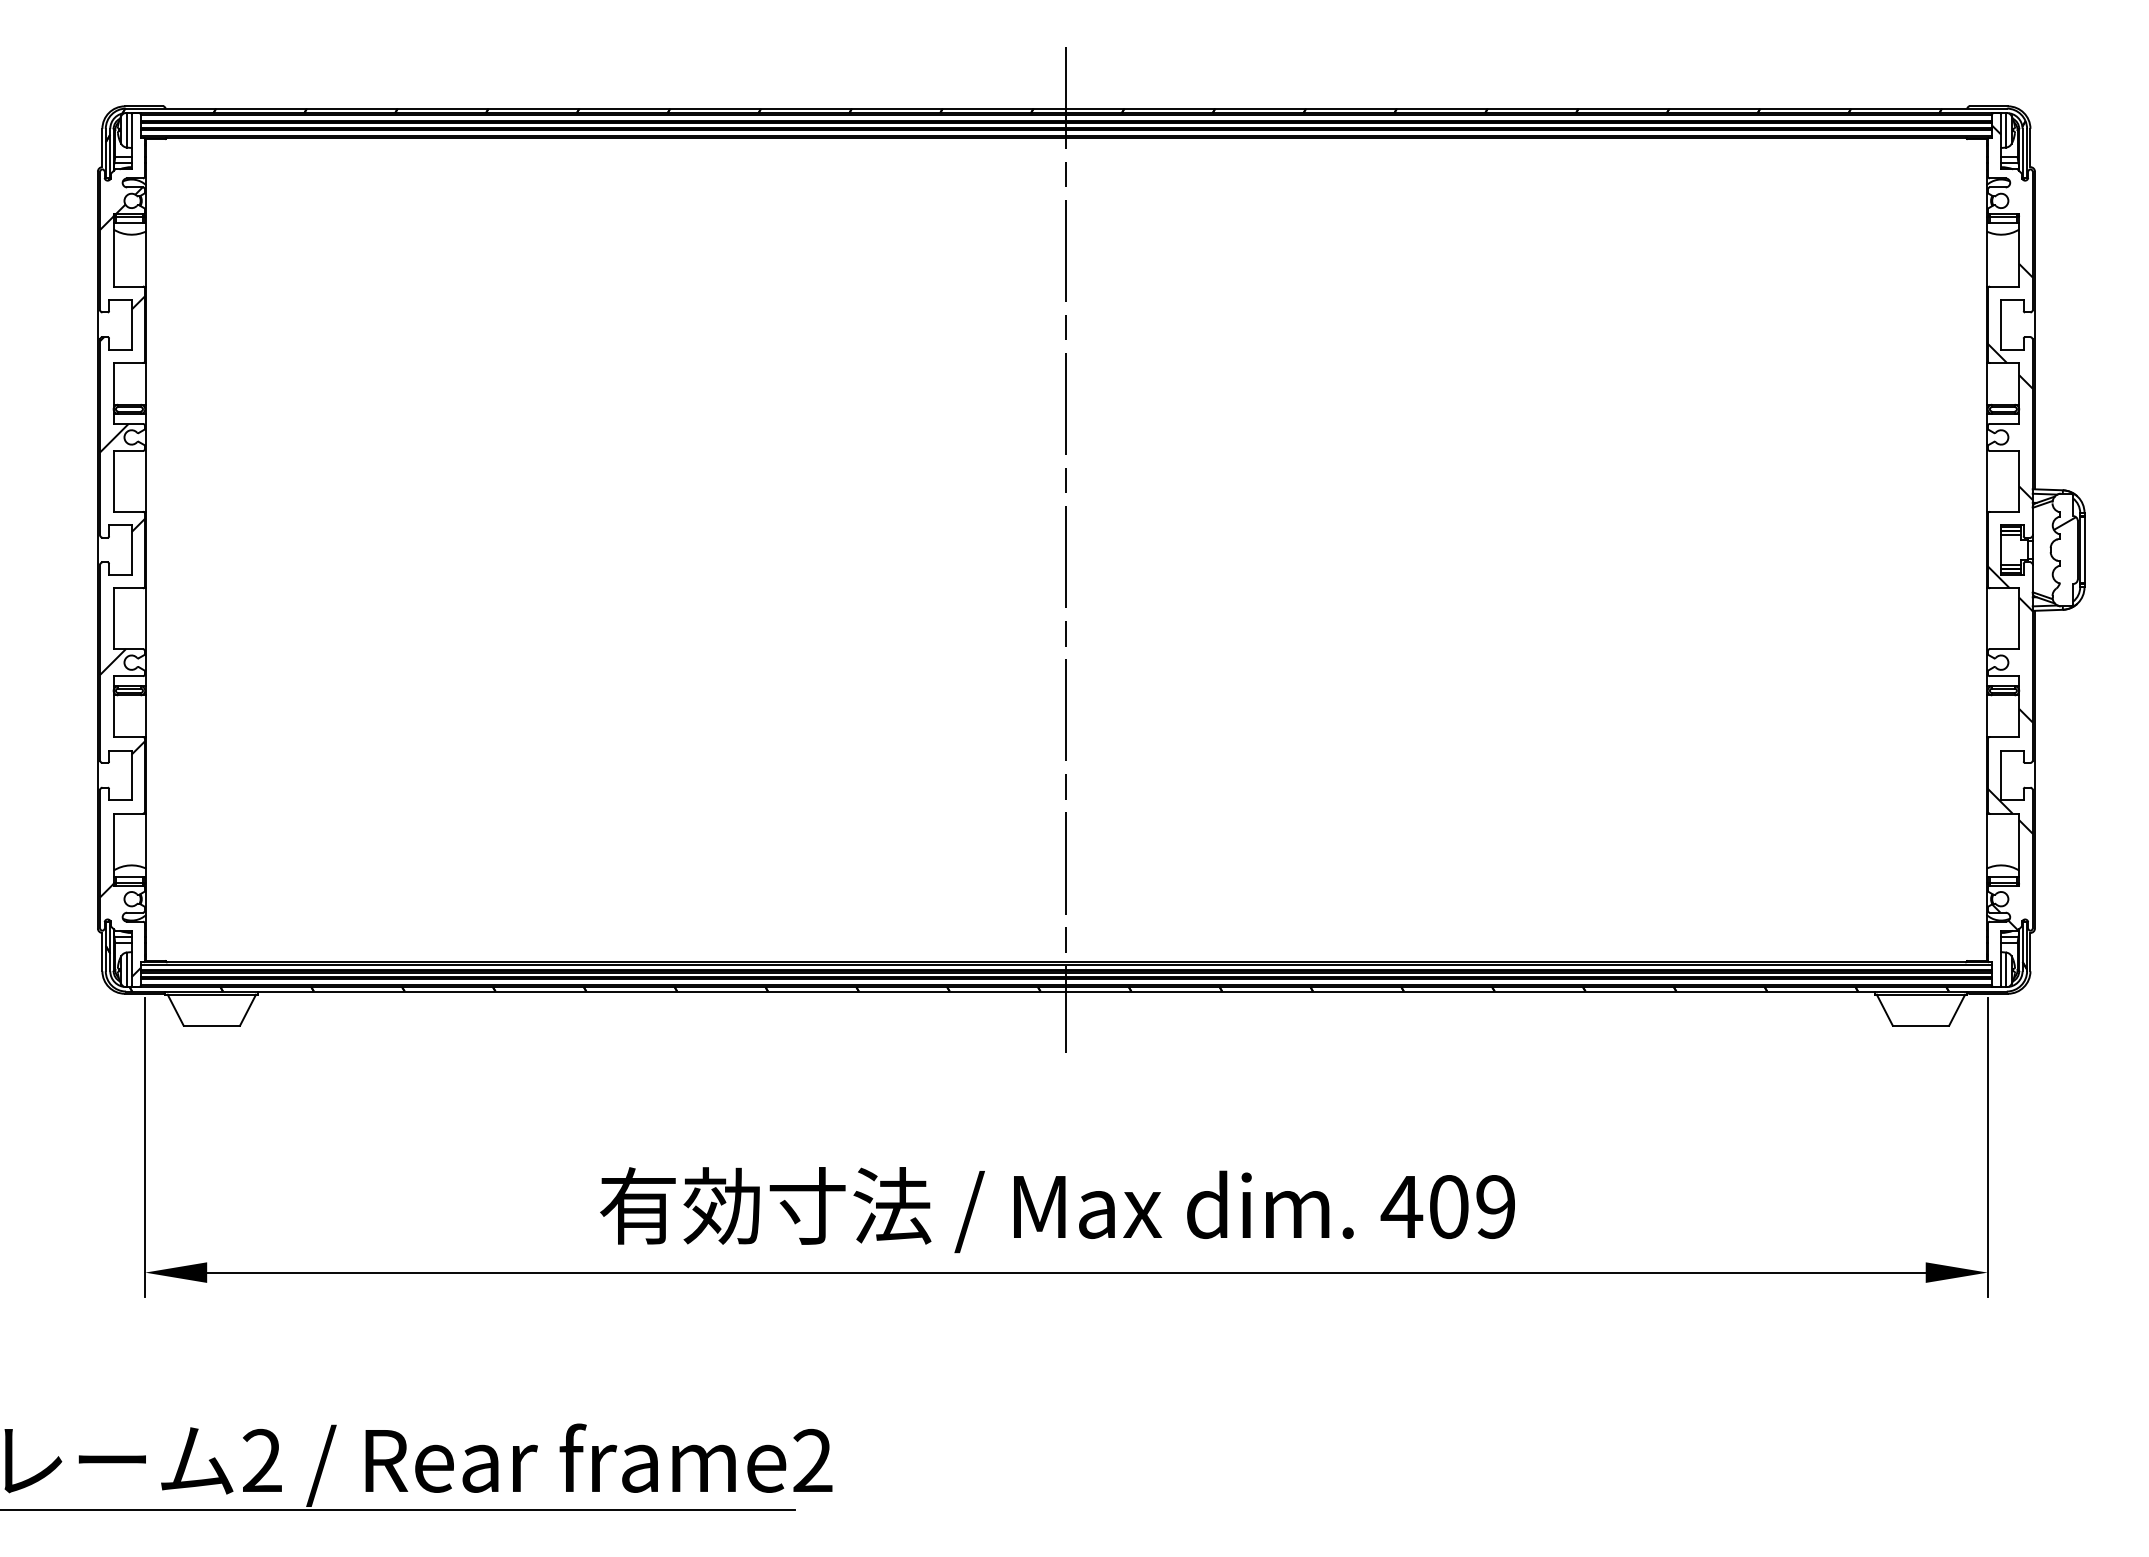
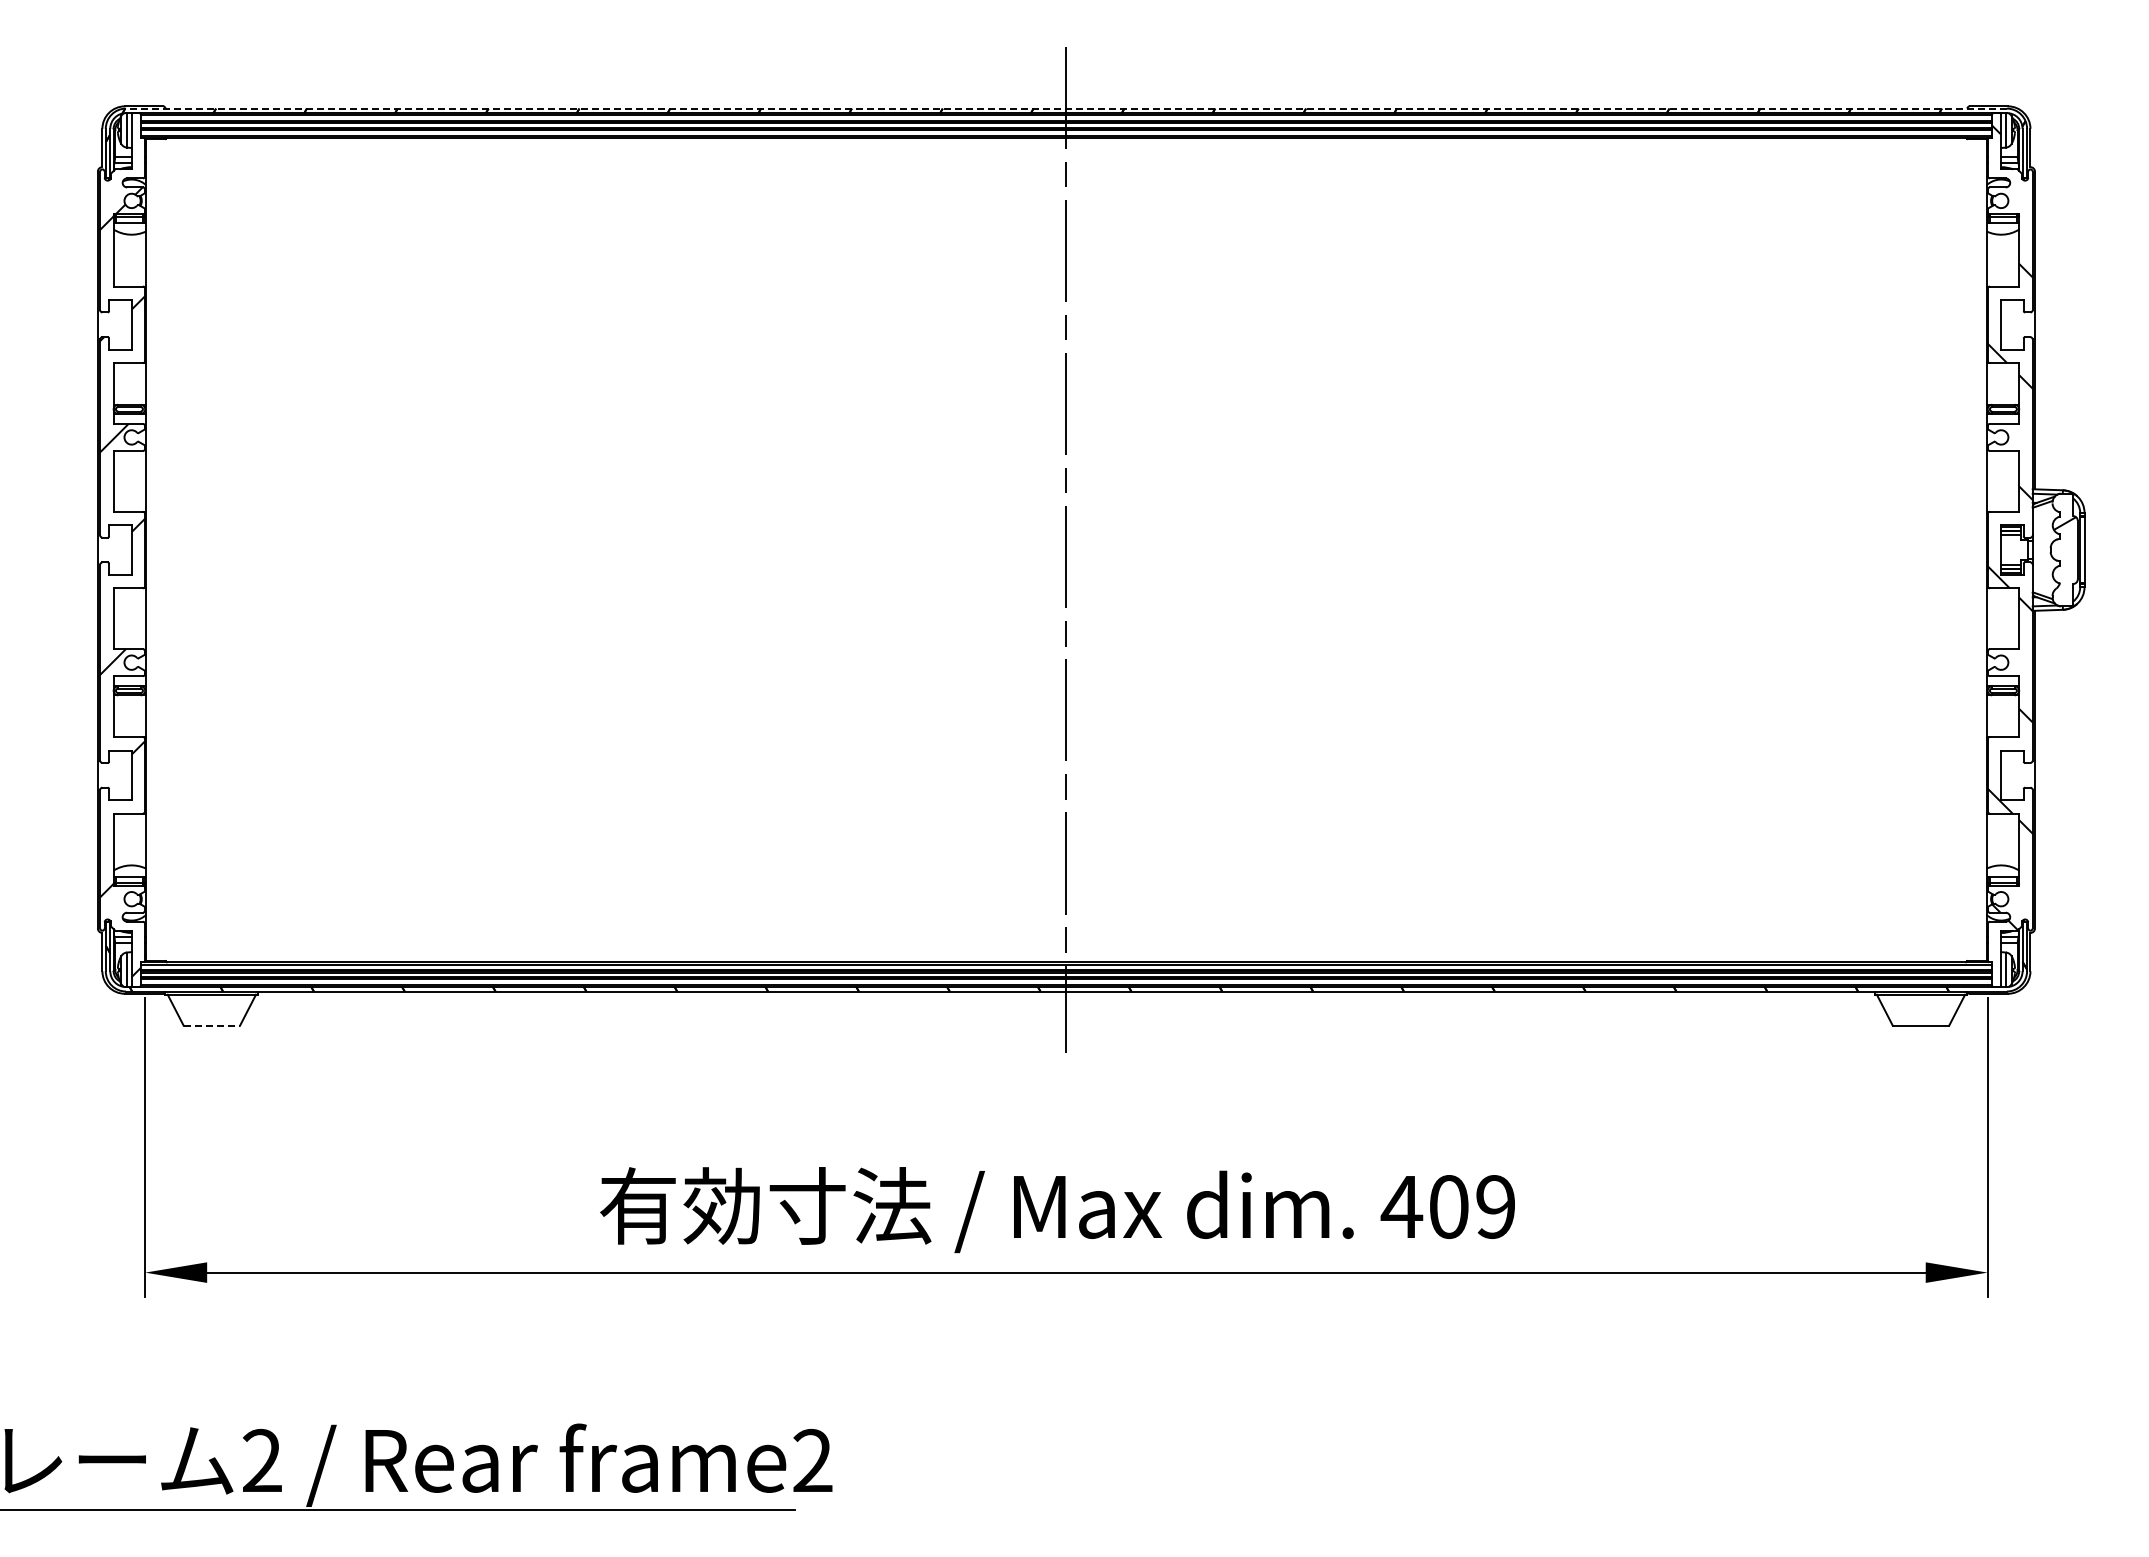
line: solid -> dashed (1065, 108)
line: solid -> dashed (212, 1025)
